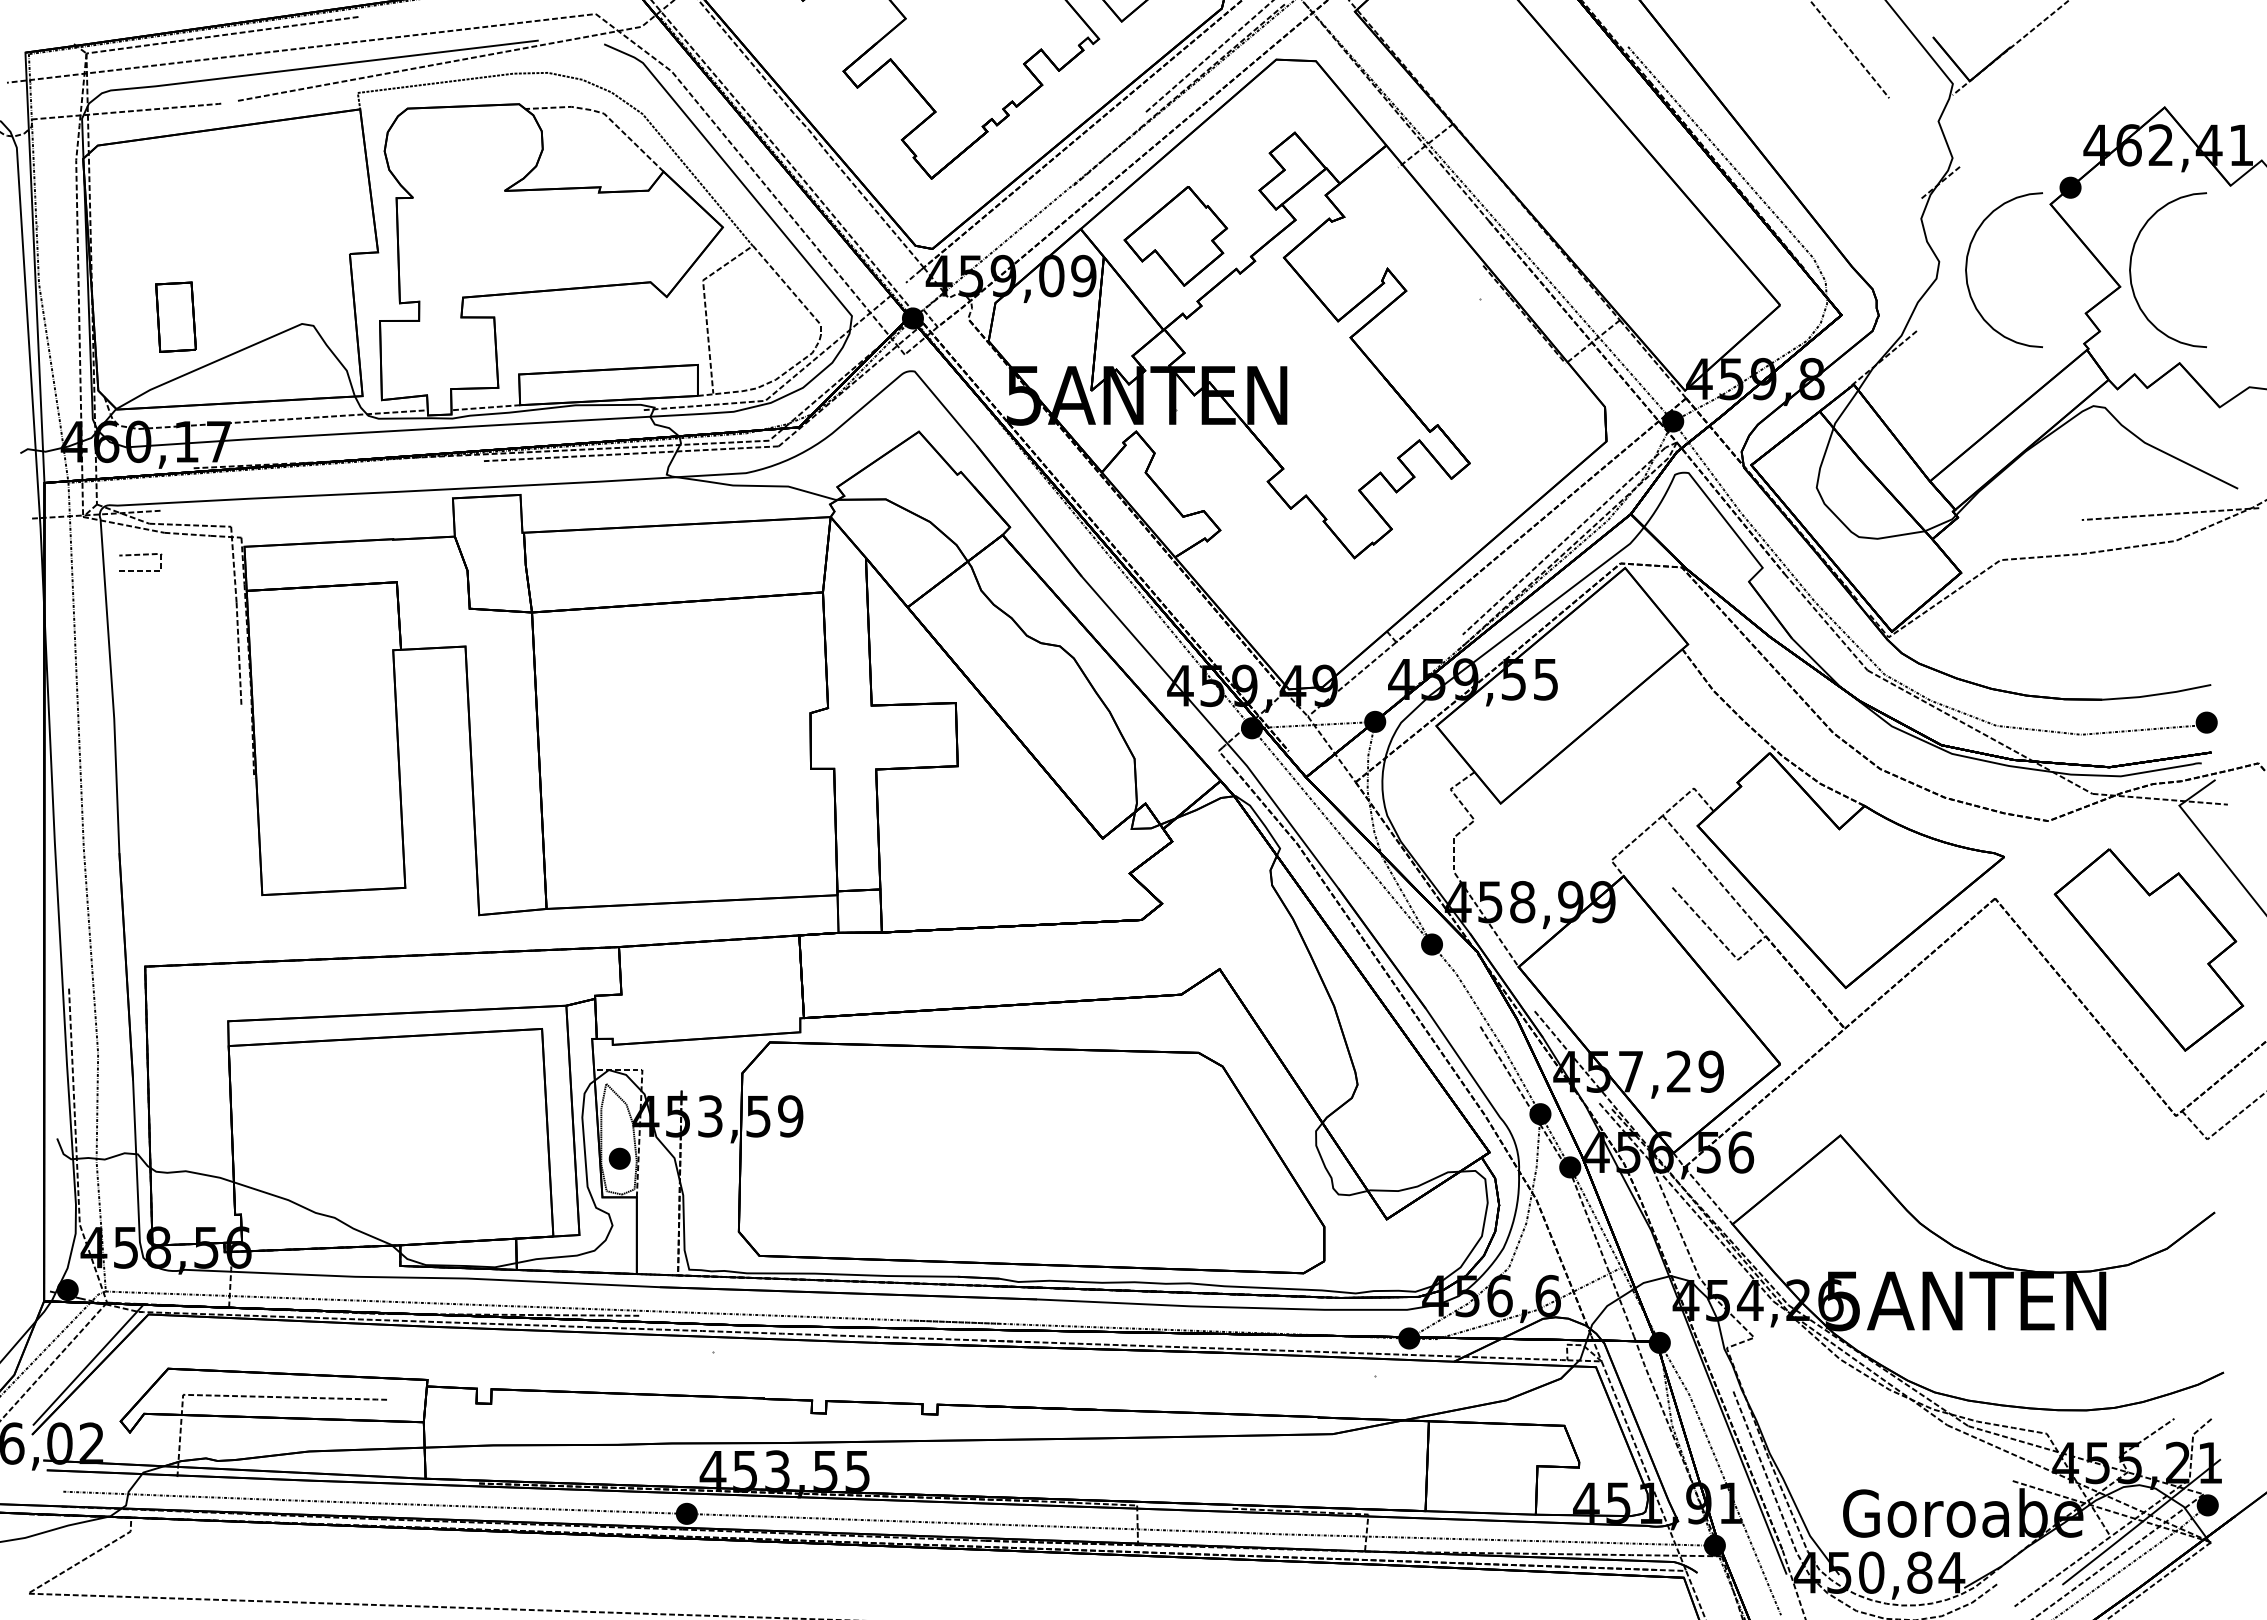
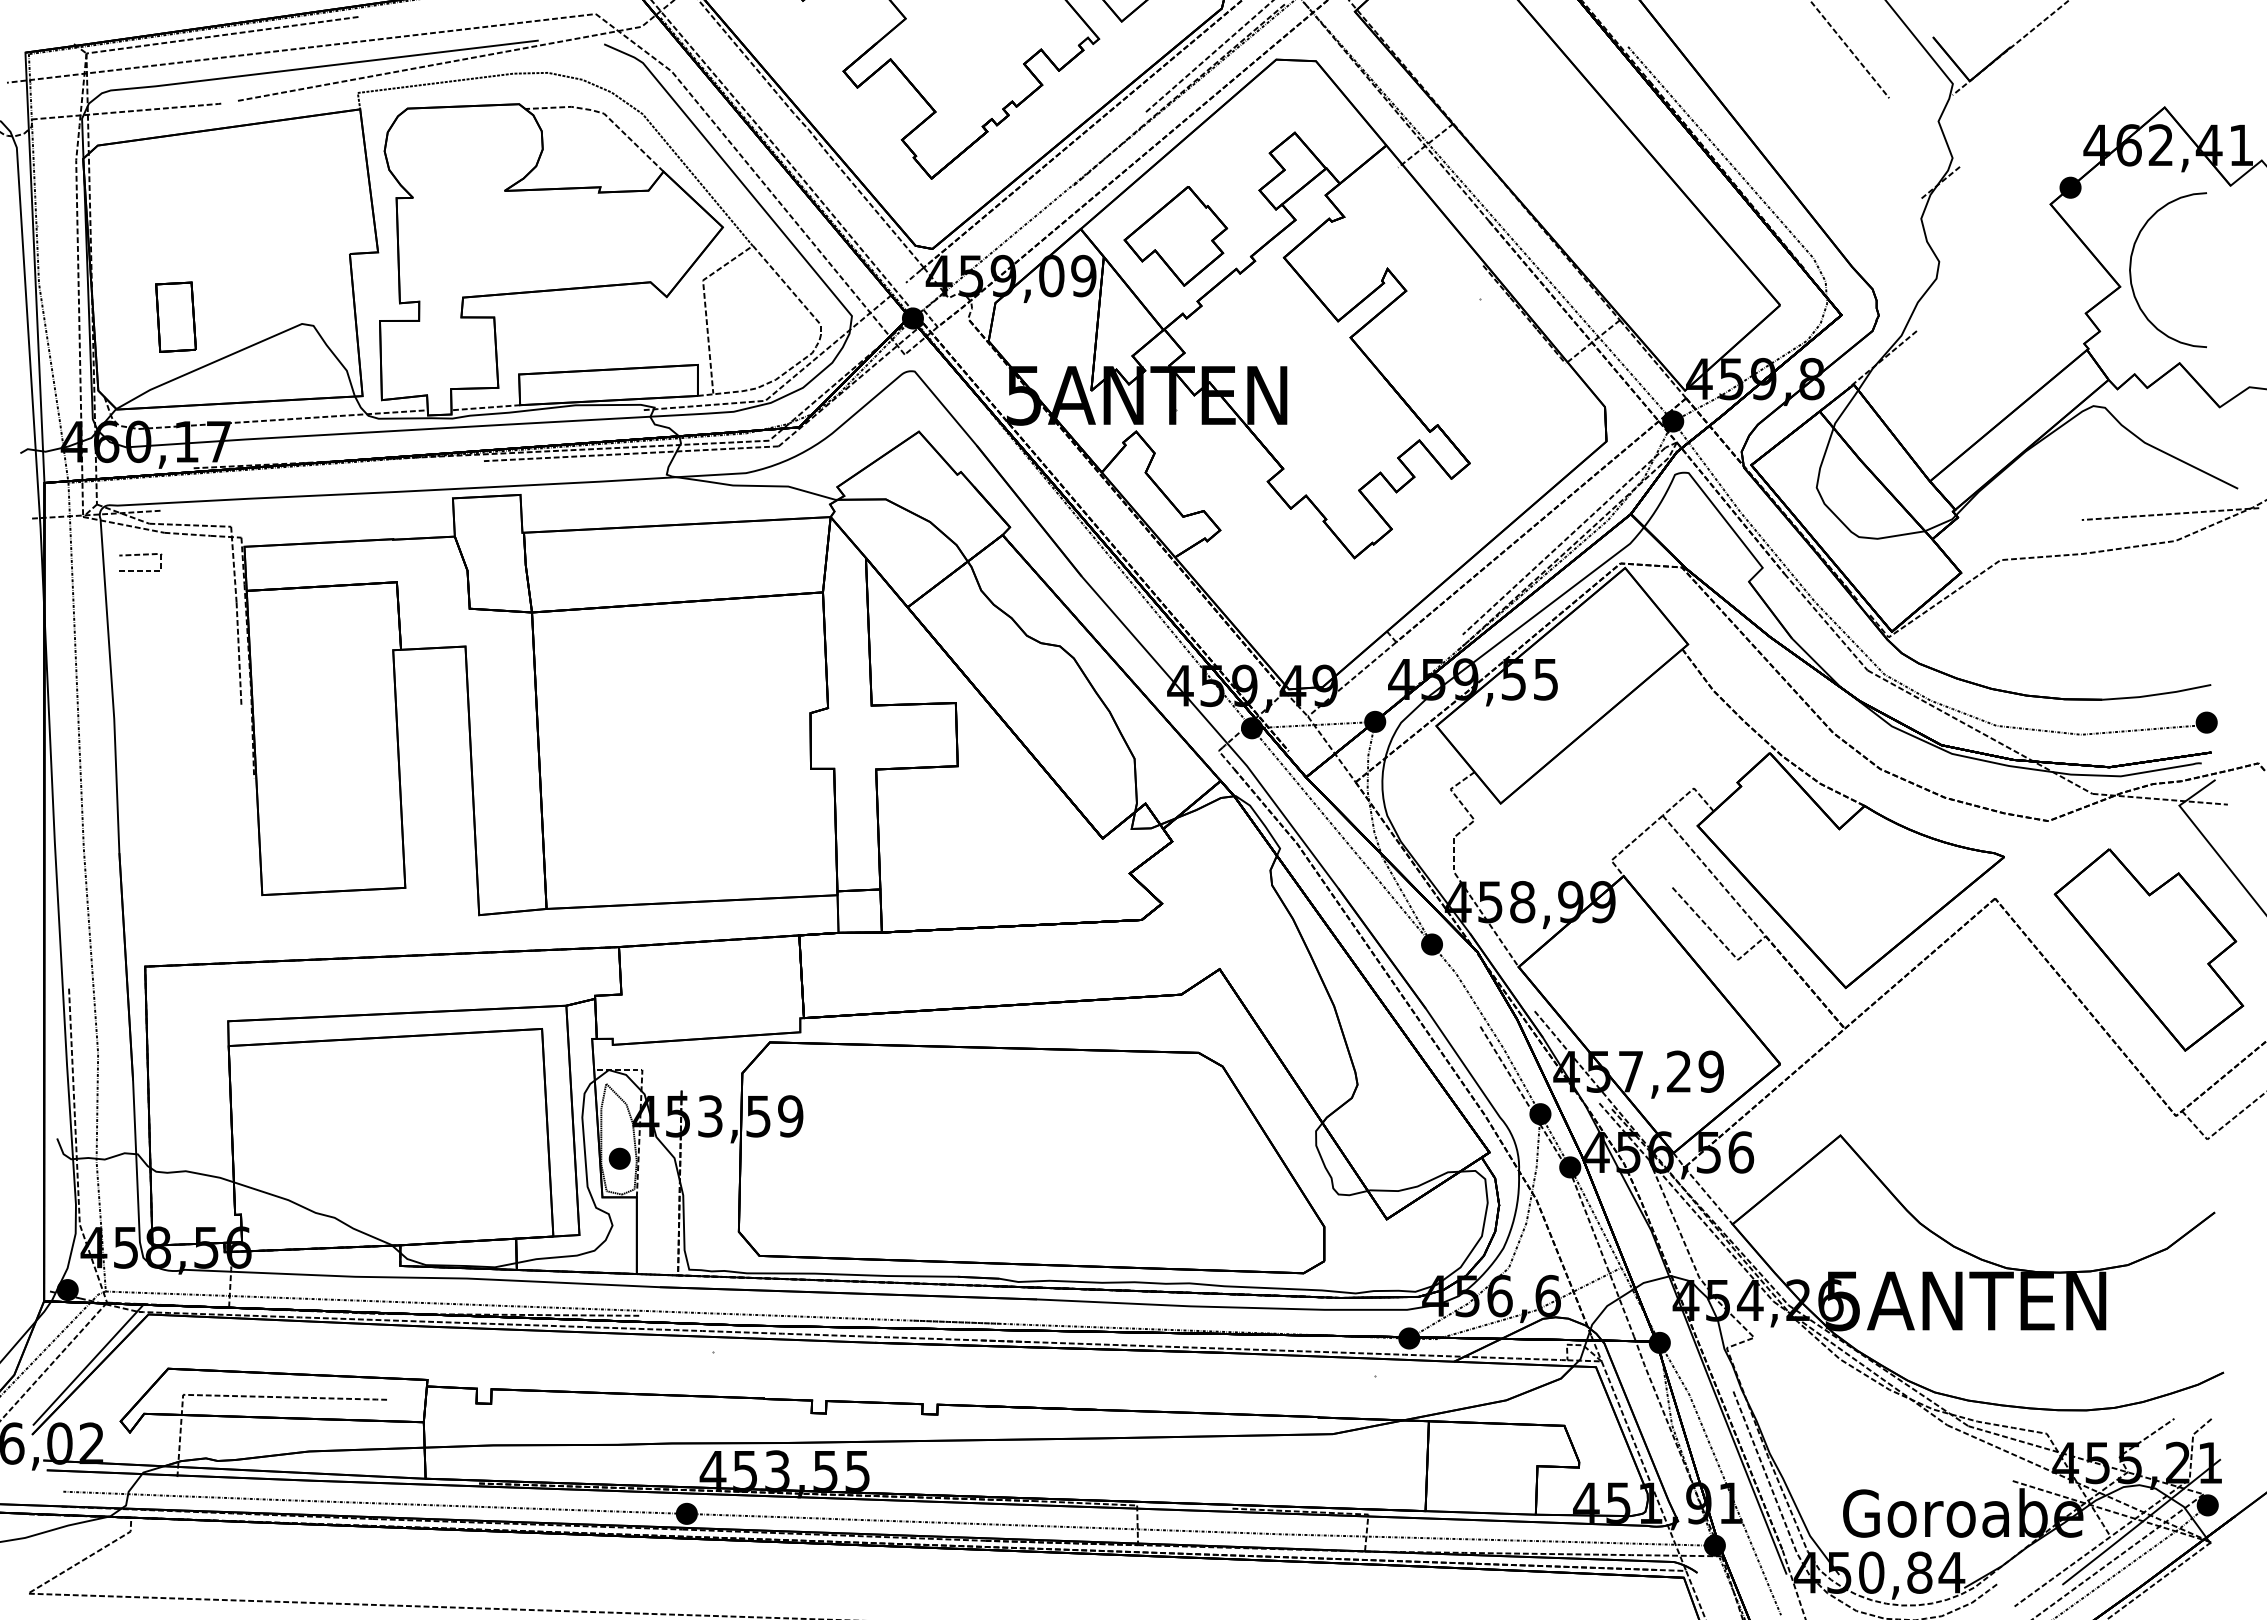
curve: present -> none (1967, 272)
